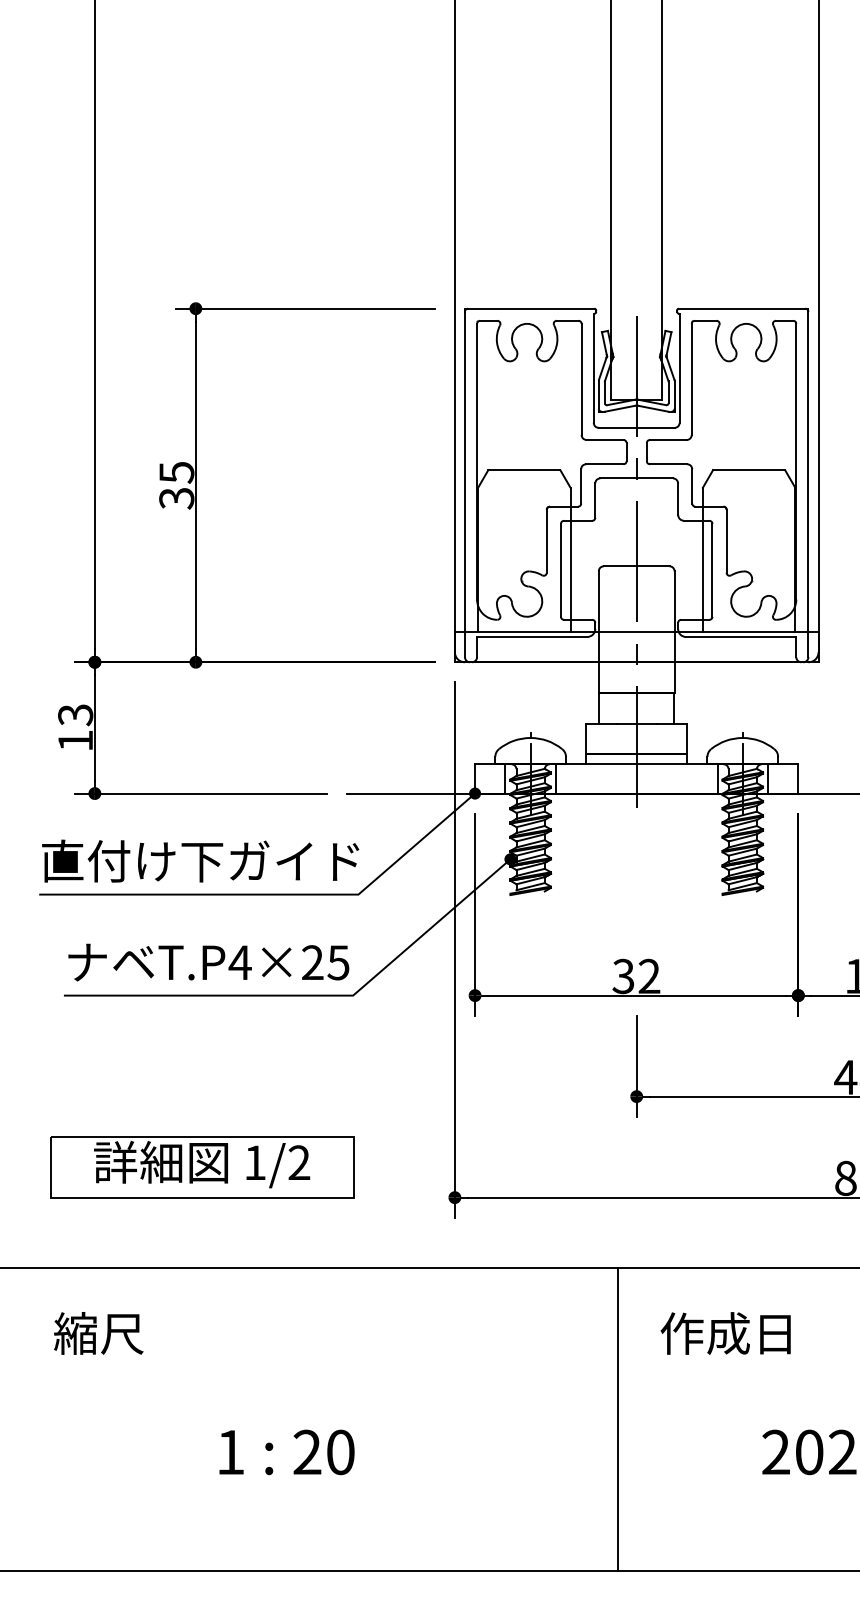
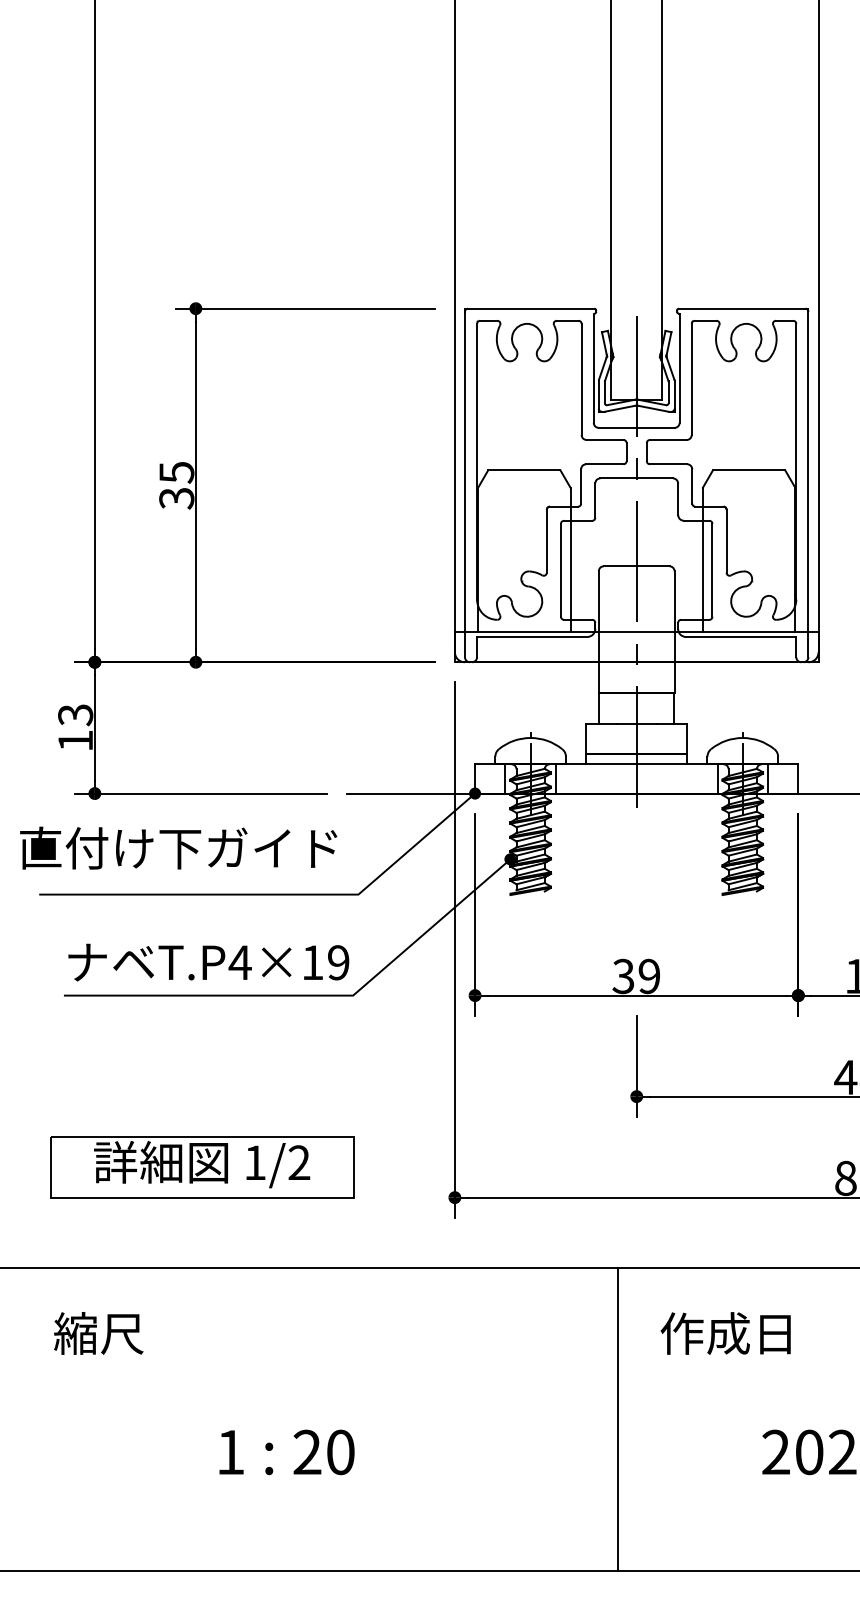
text position: (200, 860) -> (178, 847) (178, 847)
text: T.P4×25 -> T.P4×19 (325, 962)
text: 32 -> 39 (649, 976)
